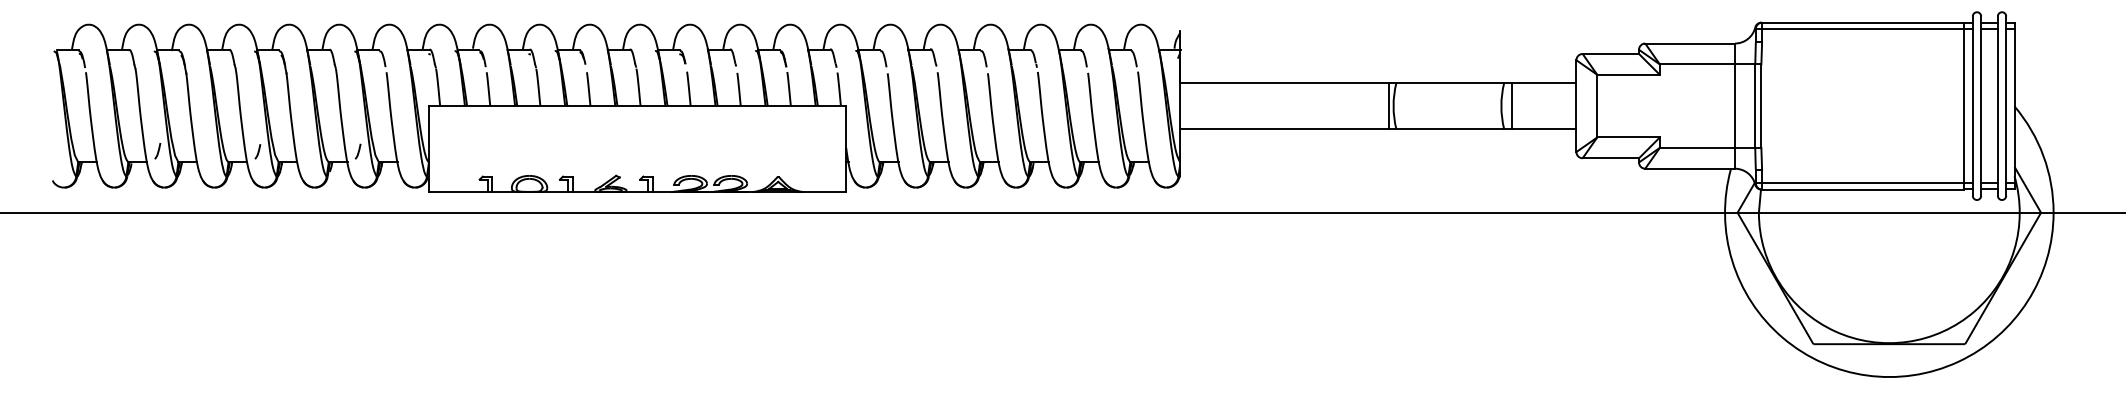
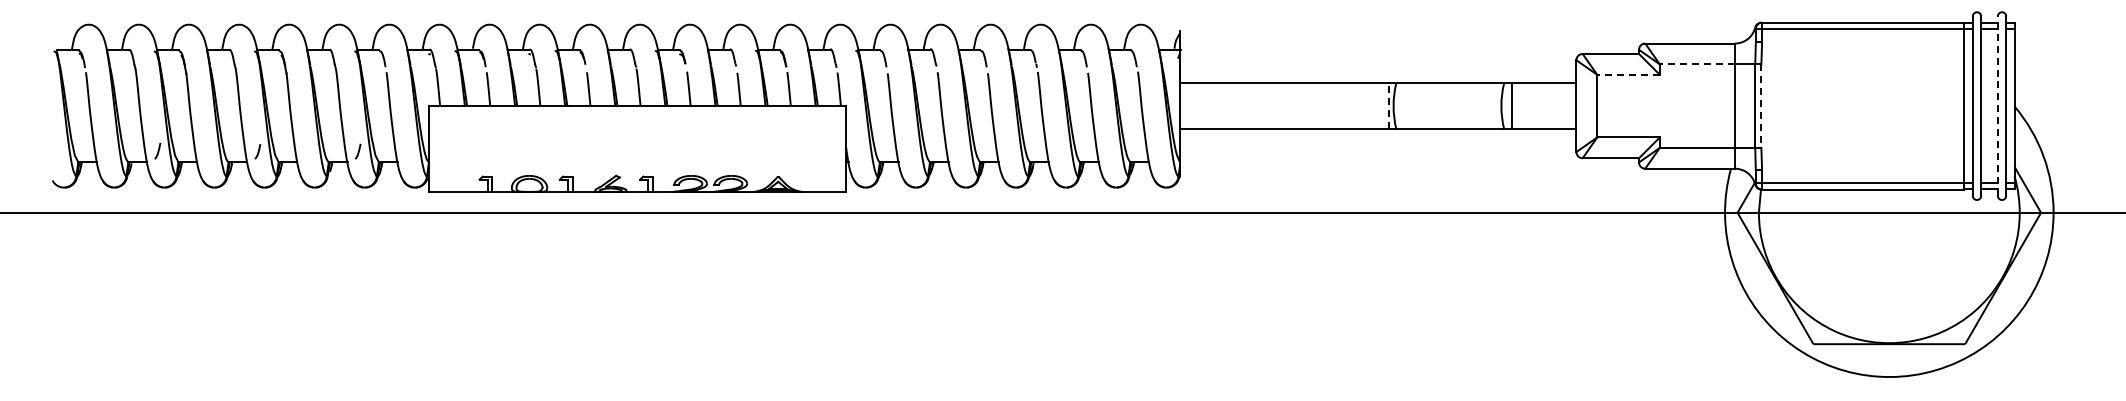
line: solid -> dashed (1697, 64)
line: solid -> dashed (1628, 74)
line: solid -> dashed (1388, 106)
line: solid -> dashed (1761, 106)
line: solid -> dashed (1997, 106)
